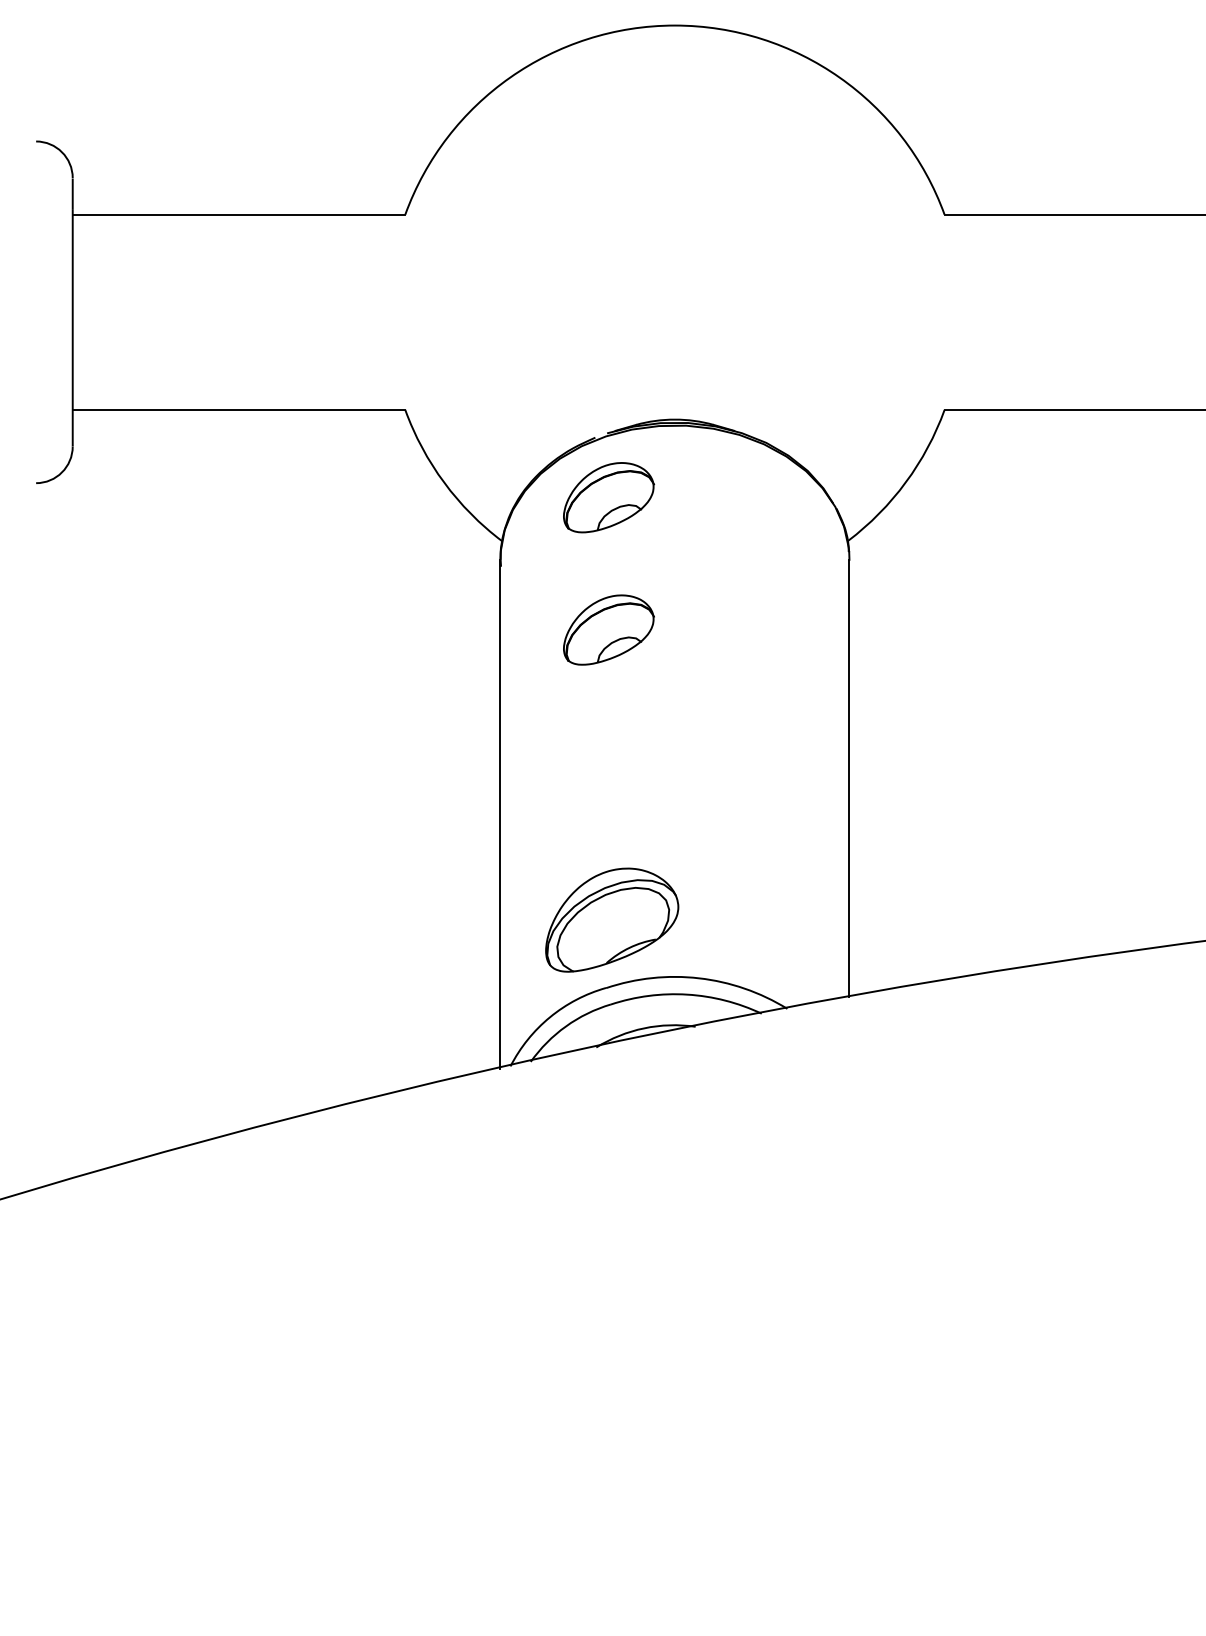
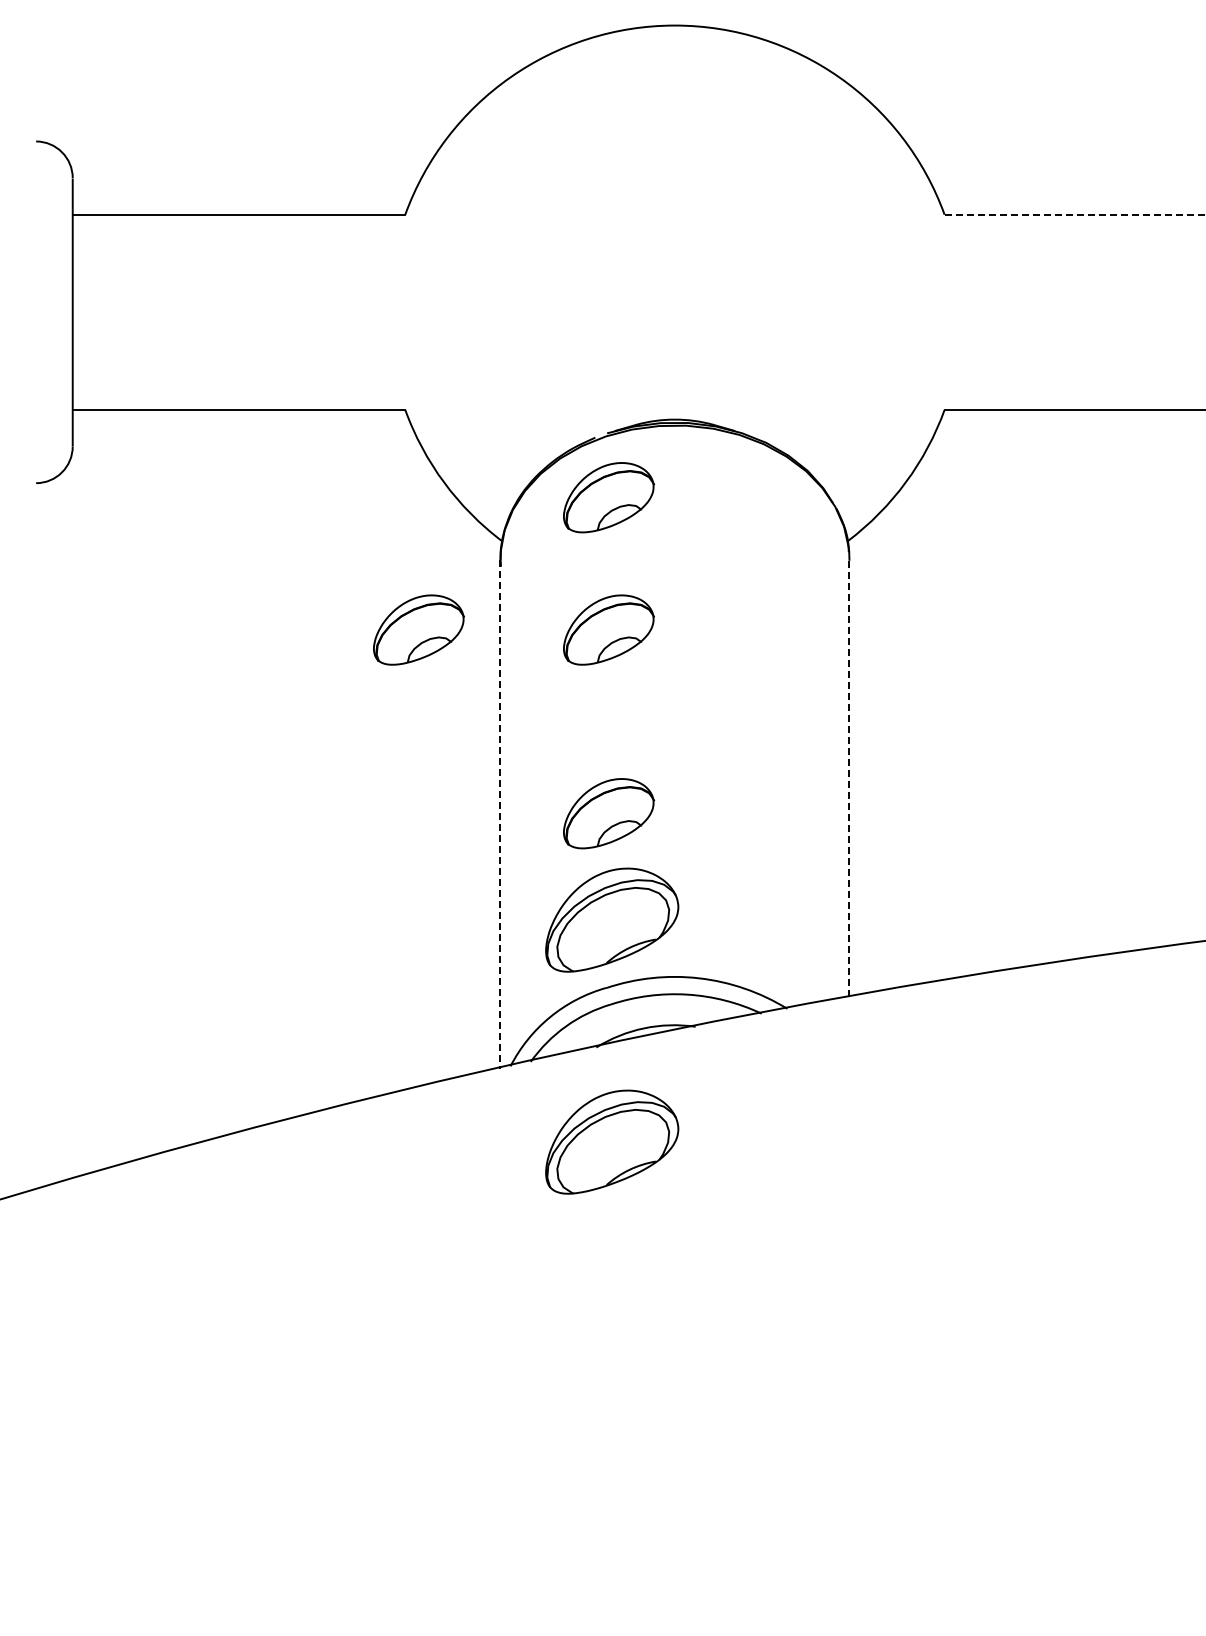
line: solid -> dashed (1074, 214)
part: none -> present (418, 629)
line: solid -> dashed (849, 778)
part: none -> present (609, 813)
line: solid -> dashed (500, 814)
part: none -> present (612, 1141)
